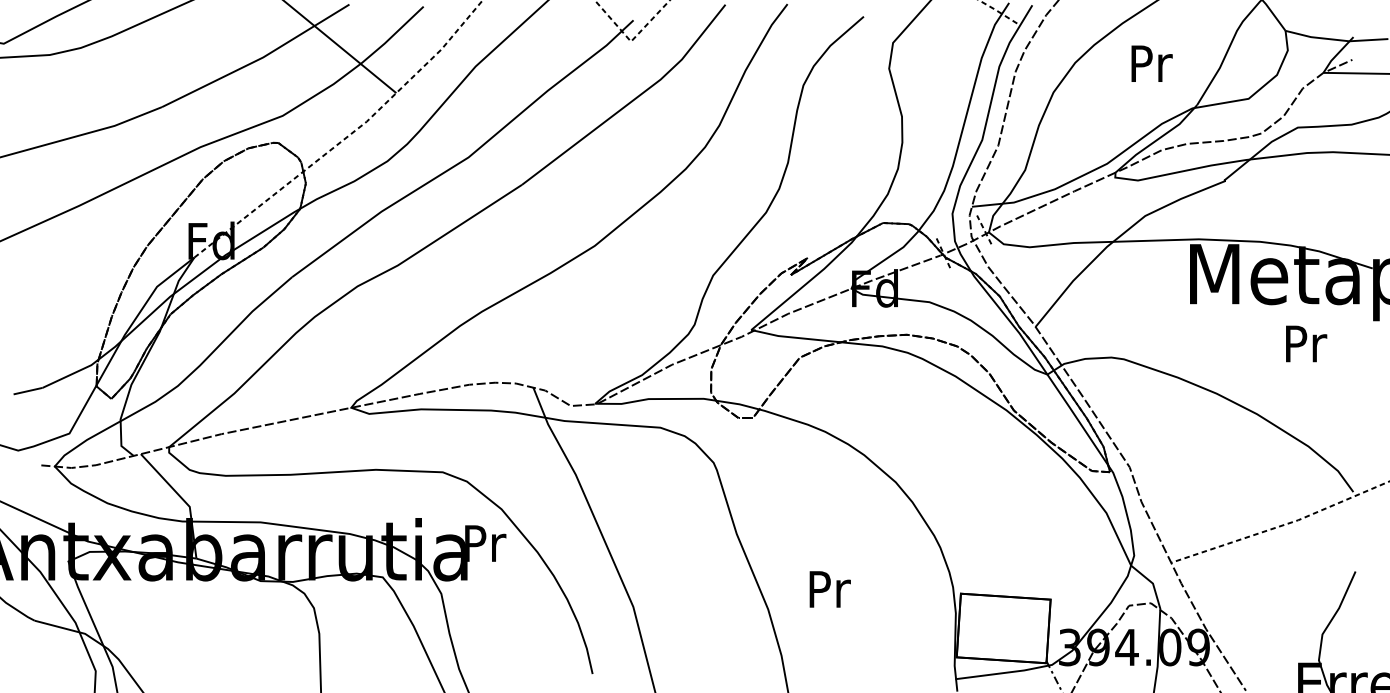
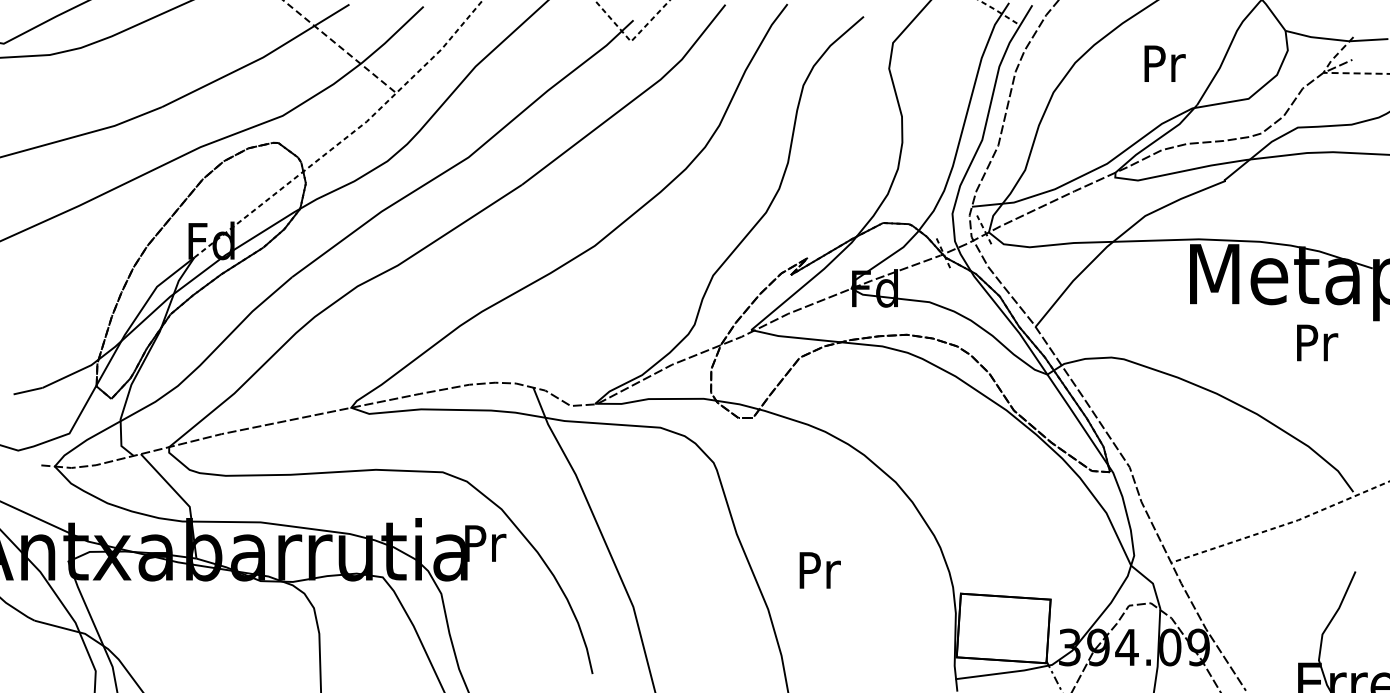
line: solid -> dashed (340, 47)
text position: (1151, 63) -> (1164, 63) (1164, 63)
line: solid -> dashed (1332, 73)
text position: (1306, 343) -> (1317, 342) (1317, 342)
text position: (829, 589) -> (819, 570) (819, 570)
